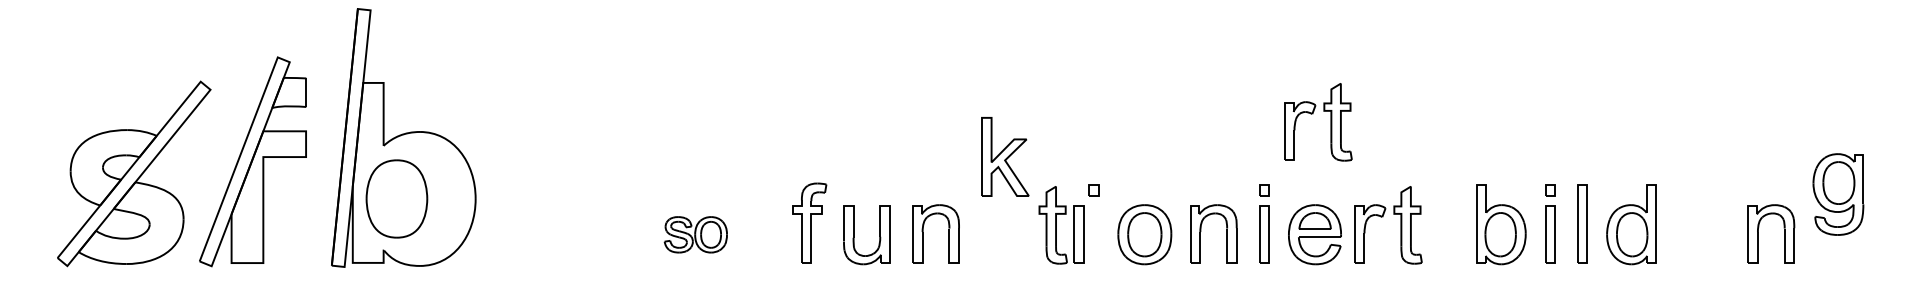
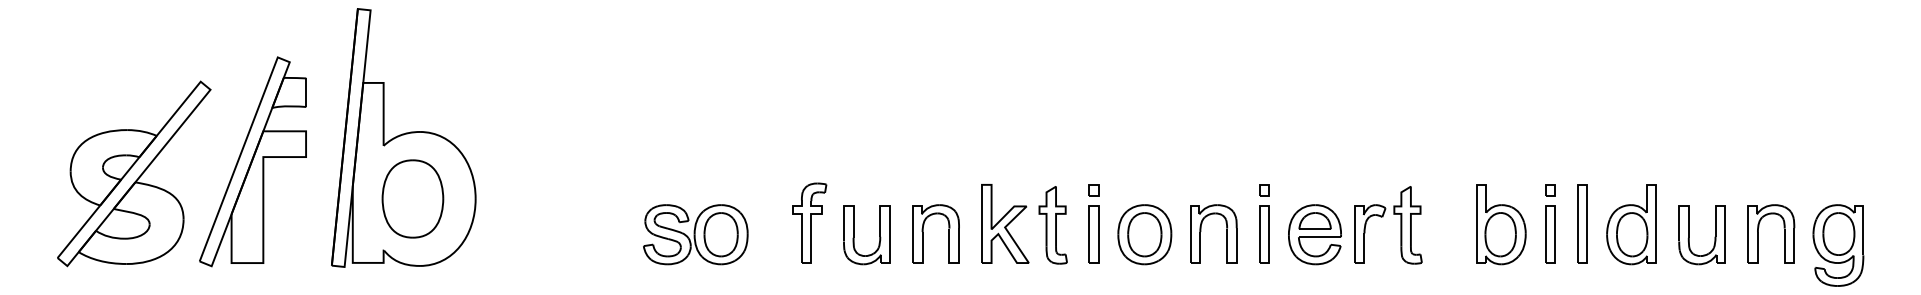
part: present -> none (1313, 114)
part position: (1005, 156) -> (1005, 223) (1005, 223)
part position: (1838, 194) -> (1838, 245) (1838, 245)
part position: (396, 198) -> (412, 198) (412, 198)
part size: 65x38 px -> 106x62 px (695, 234)
part position: (1078, 234) -> (1093, 234) (1093, 234)
part: none -> present (1689, 235)
